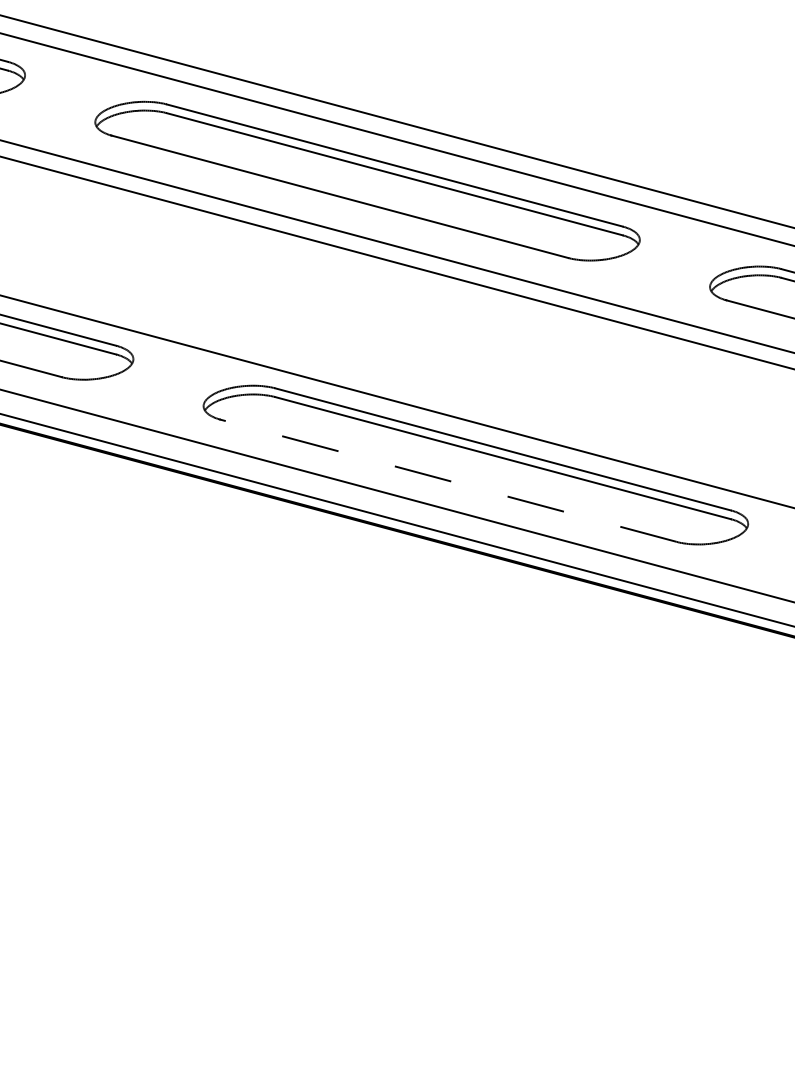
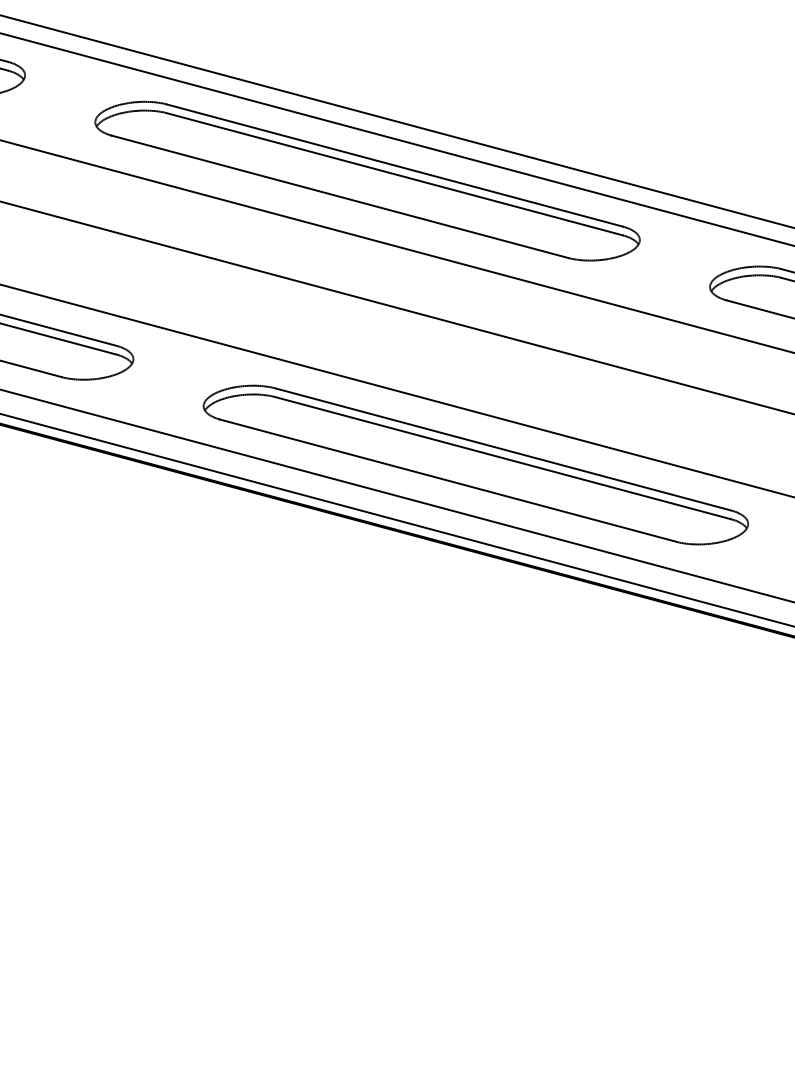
line position: (396, 262) -> (396, 307) (396, 307)
line position: (396, 401) -> (396, 390) (396, 390)
line: dashed -> solid (447, 480)
